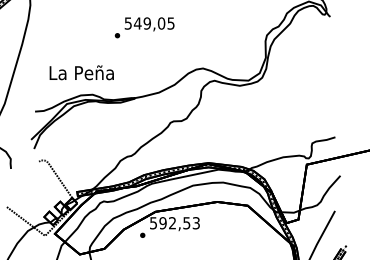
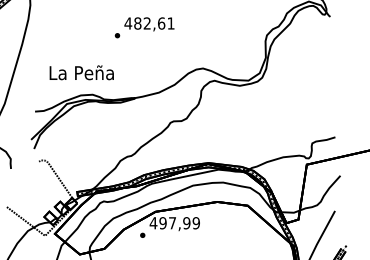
text: 549,05 -> 482,61 (149, 23)
text: 592,53 -> 497,99 (174, 223)
